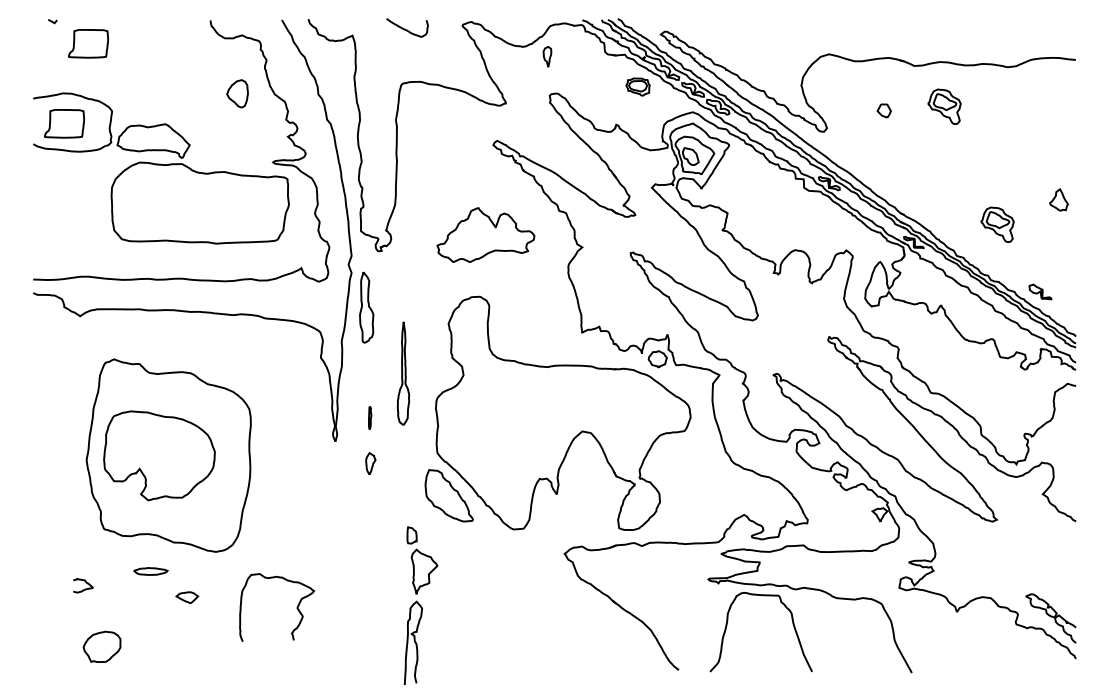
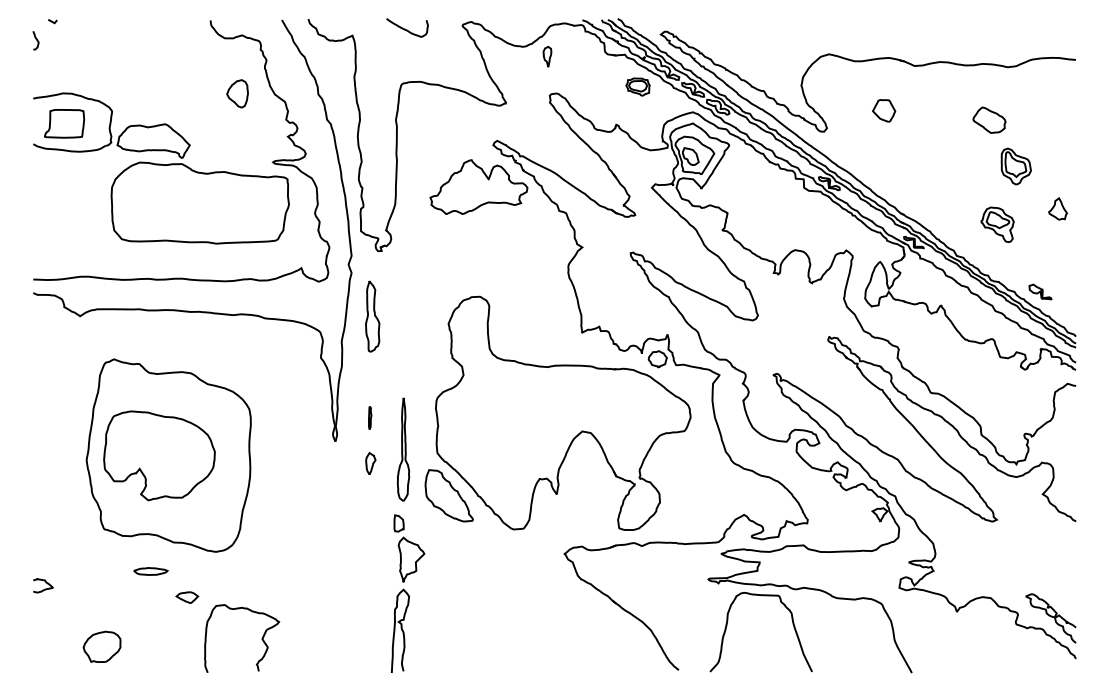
curve: none -> present (35, 39)
part: present -> none (88, 43)
part: present -> none (944, 106)
part size: 16x16 px -> 25x24 px (884, 110)
part: none -> present (989, 119)
part: none -> present (1015, 166)
part position: (1058, 199) -> (1057, 208) (1057, 208)
part position: (485, 234) -> (478, 186) (478, 186)
part position: (366, 307) -> (372, 316) (372, 316)
part position: (403, 373) -> (403, 449) (403, 449)
part position: (83, 585) -> (43, 585) (43, 585)
part position: (420, 605) -> (407, 593) (407, 593)
curve position: (296, 607) -> (261, 638) (261, 638)
